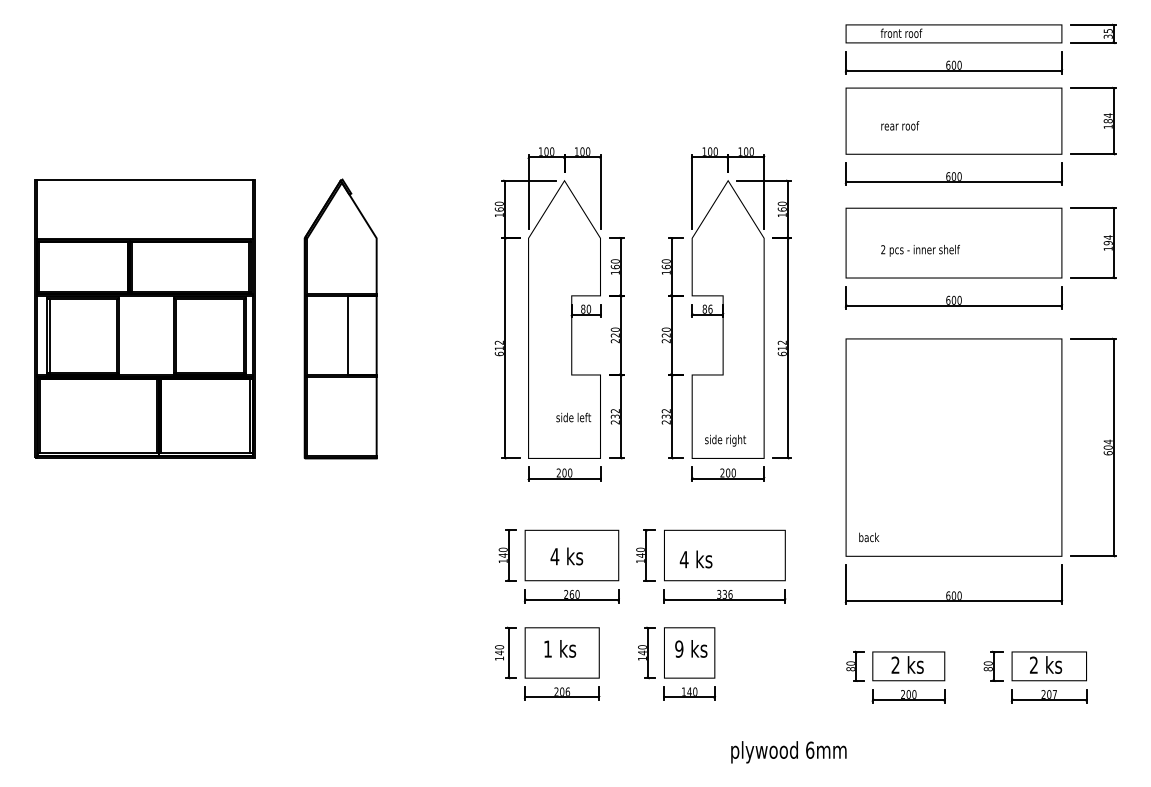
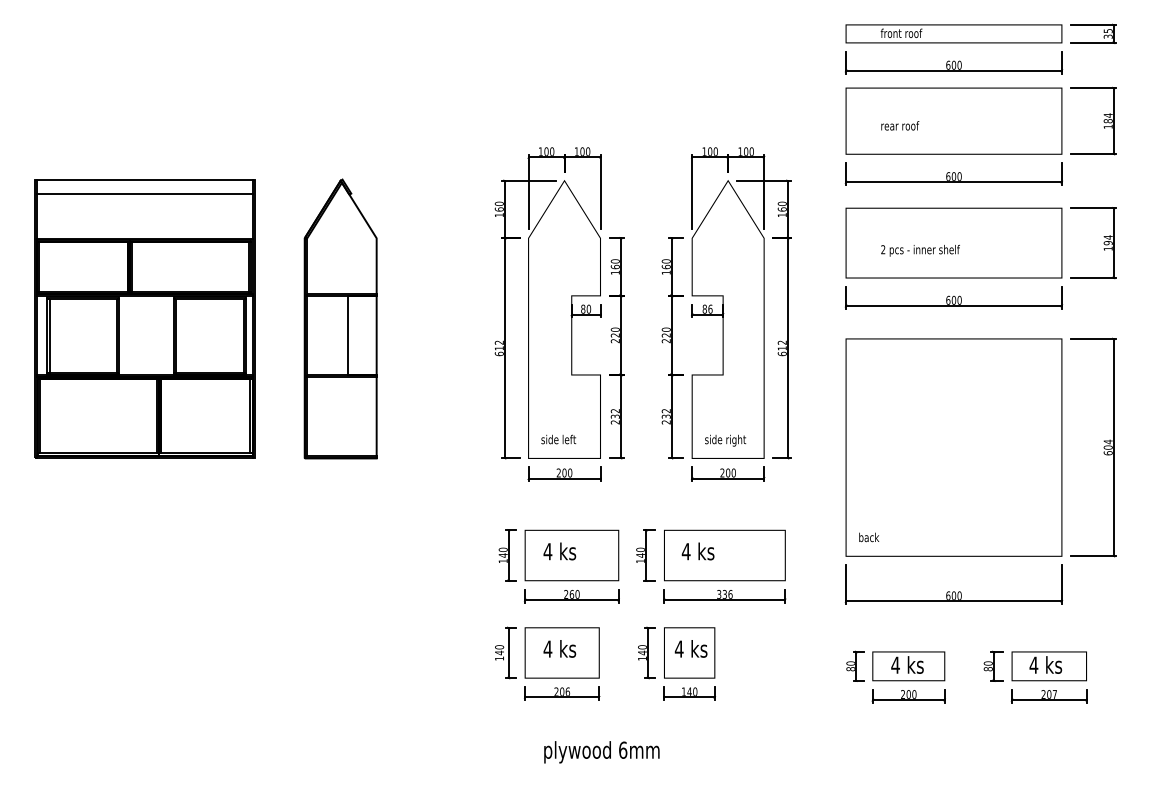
line: none -> present (144, 193)
text position: (573, 417) -> (558, 439) (558, 439)
text position: (566, 556) -> (559, 551) (559, 551)
text position: (695, 559) -> (697, 551) (697, 551)
text: 1 -> 4 (547, 648)
text: 9 -> 4 (678, 648)
text: 2 -> 4 (895, 664)
text: 2 -> 4 (1033, 664)
text position: (788, 752) -> (601, 752) (601, 752)
